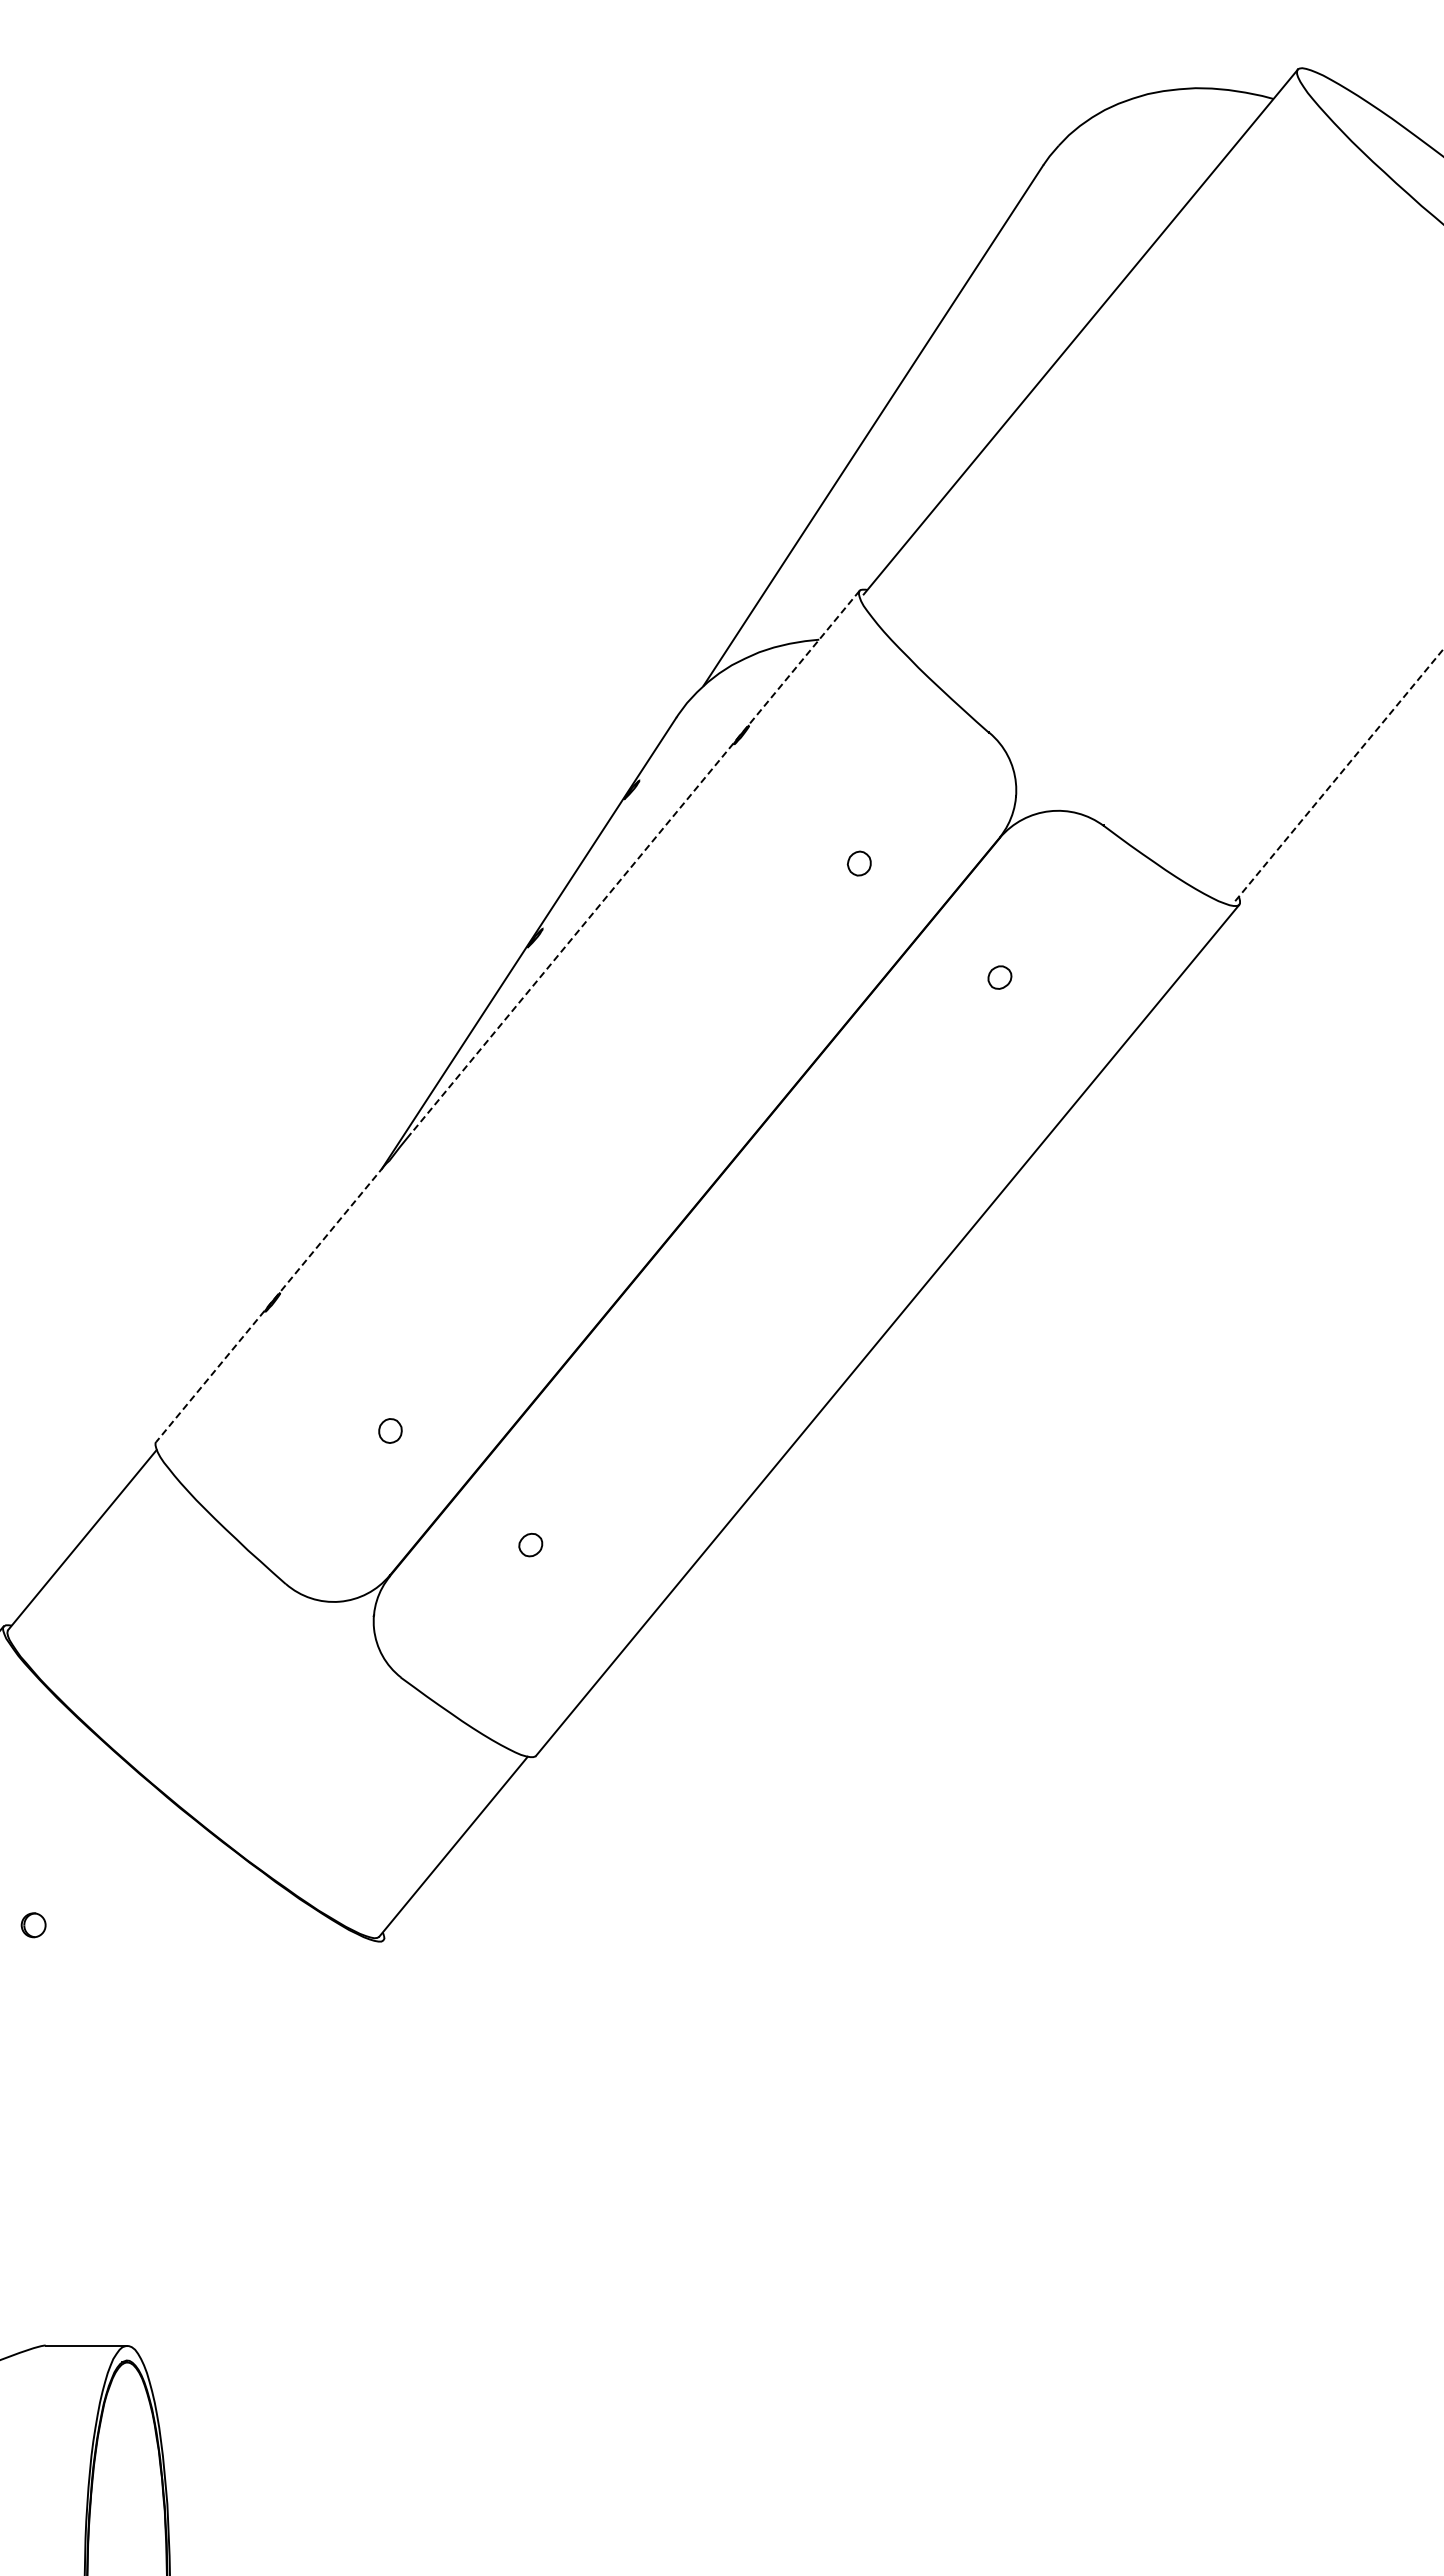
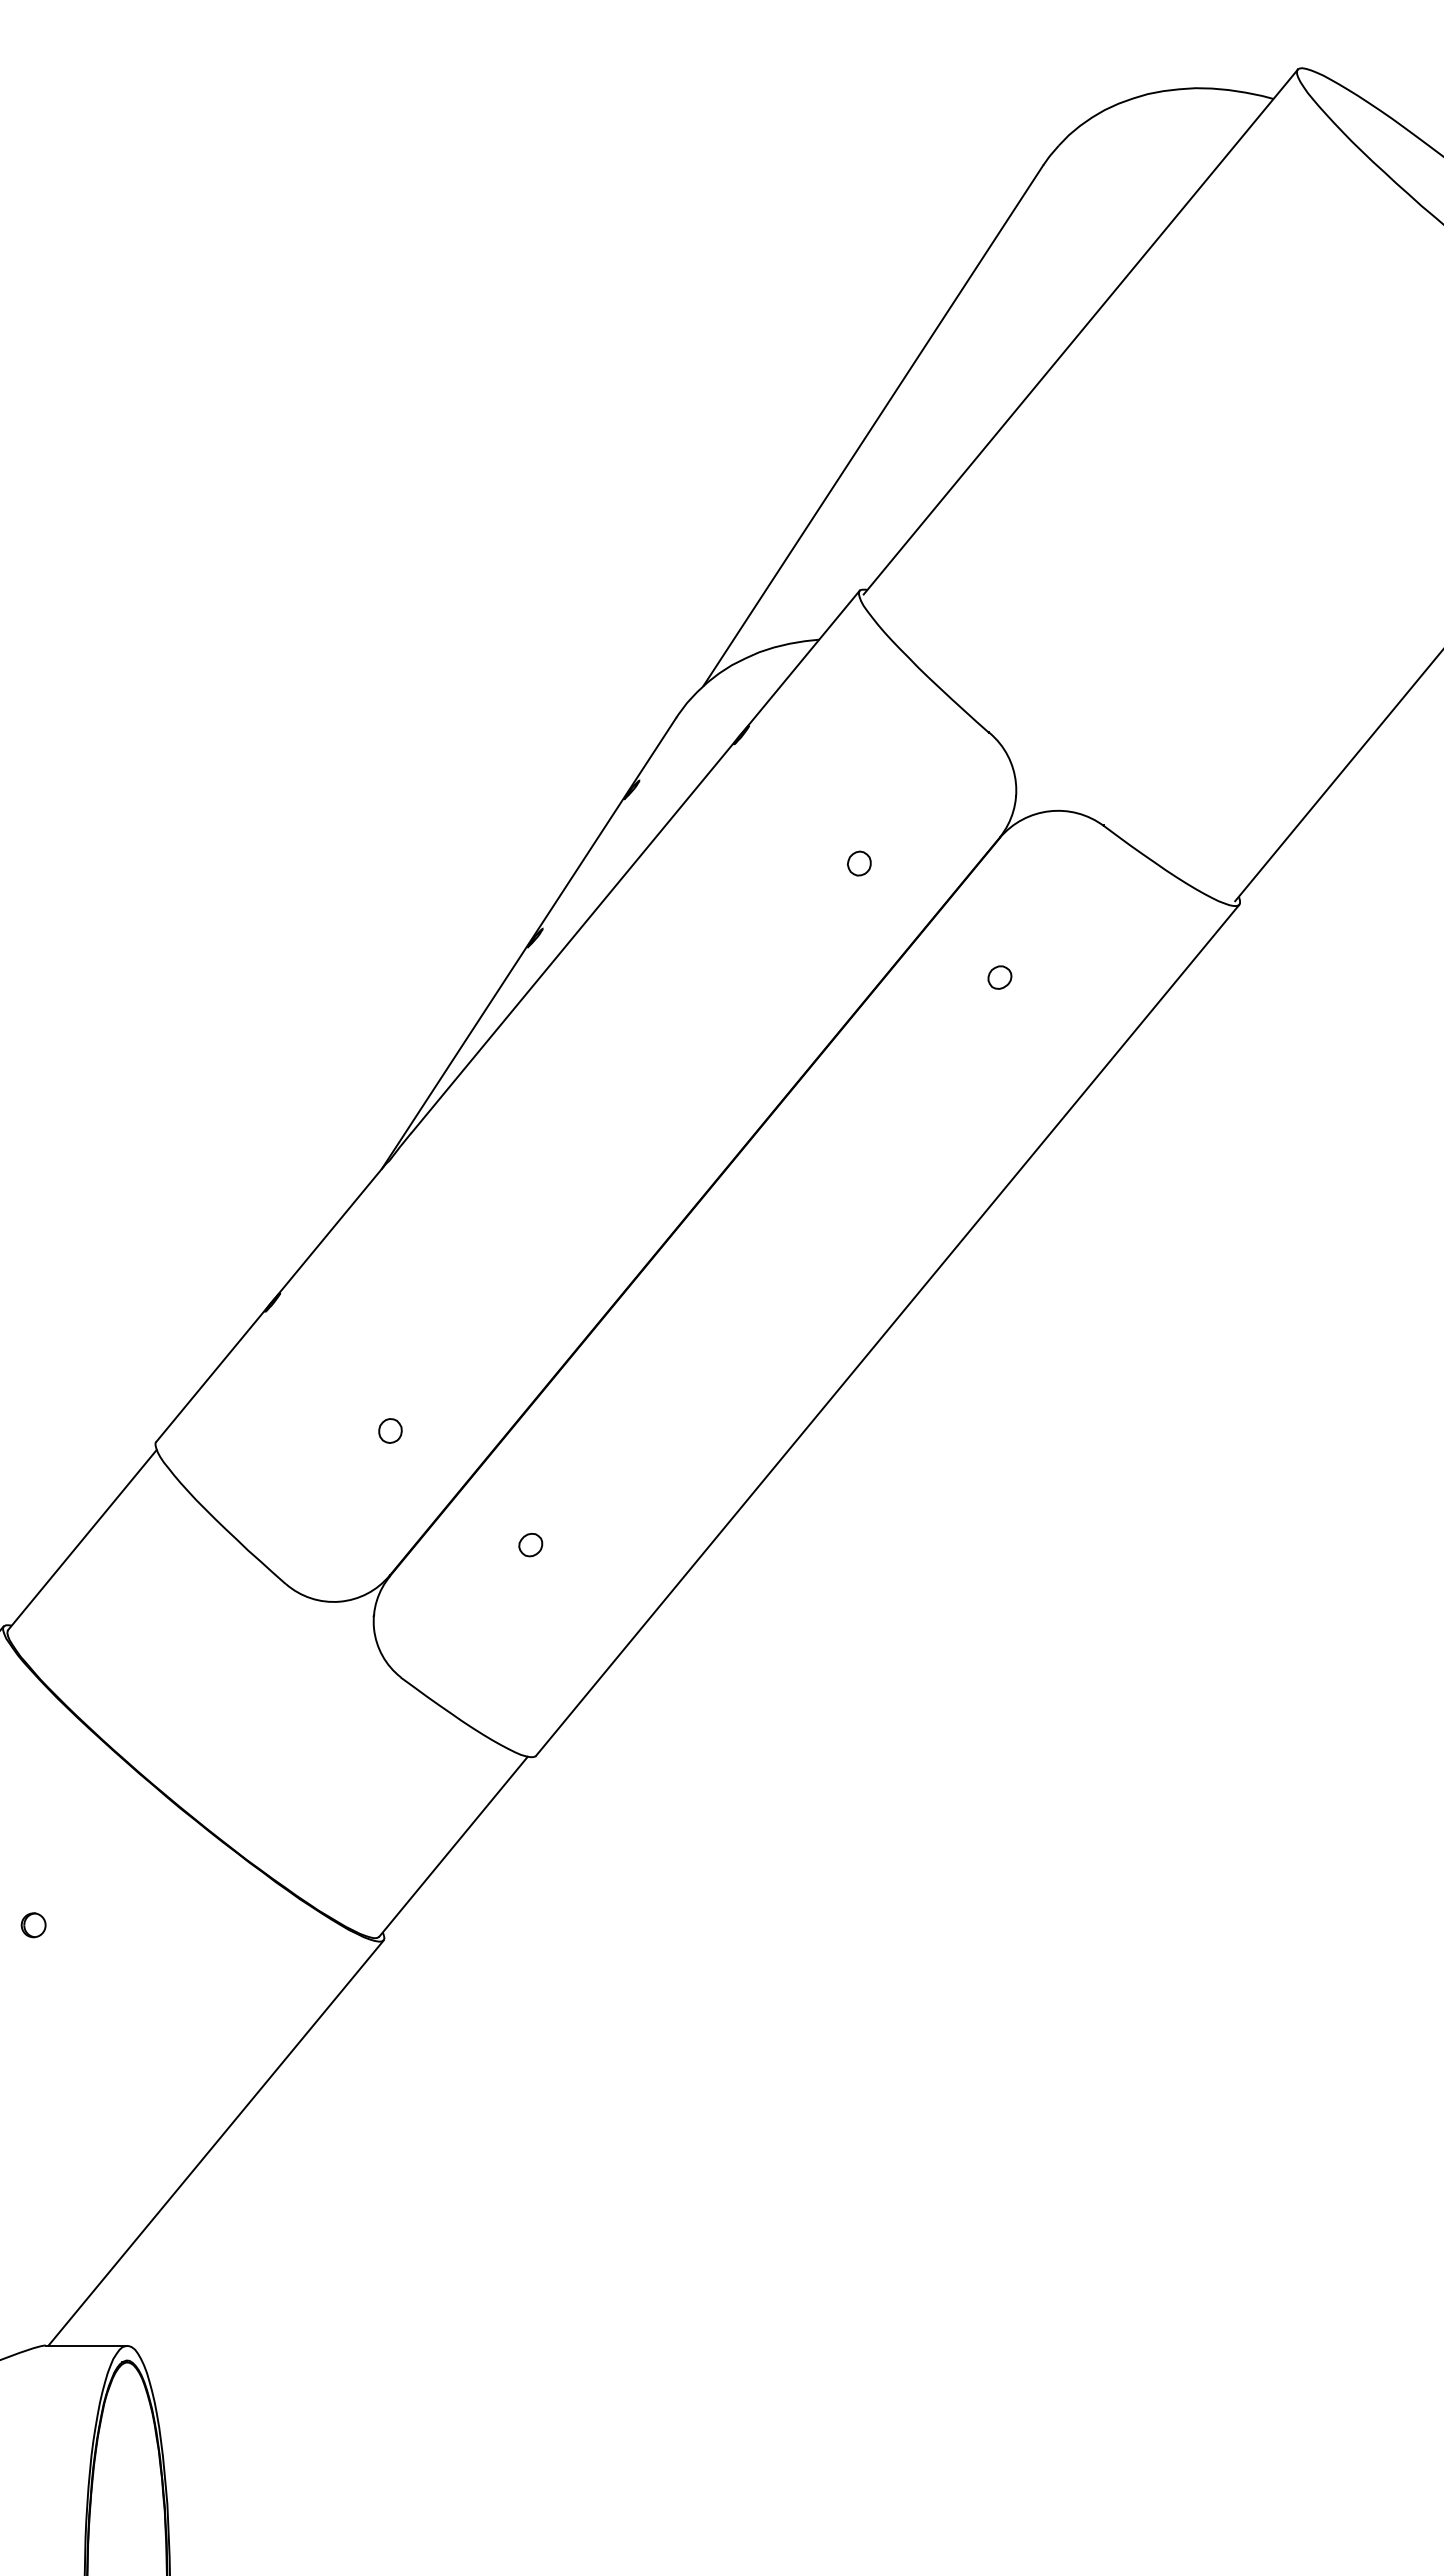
line: dashed -> solid (1339, 774)
line: dashed -> solid (635, 861)
line: dashed -> solid (269, 1304)
line: none -> present (215, 2142)
